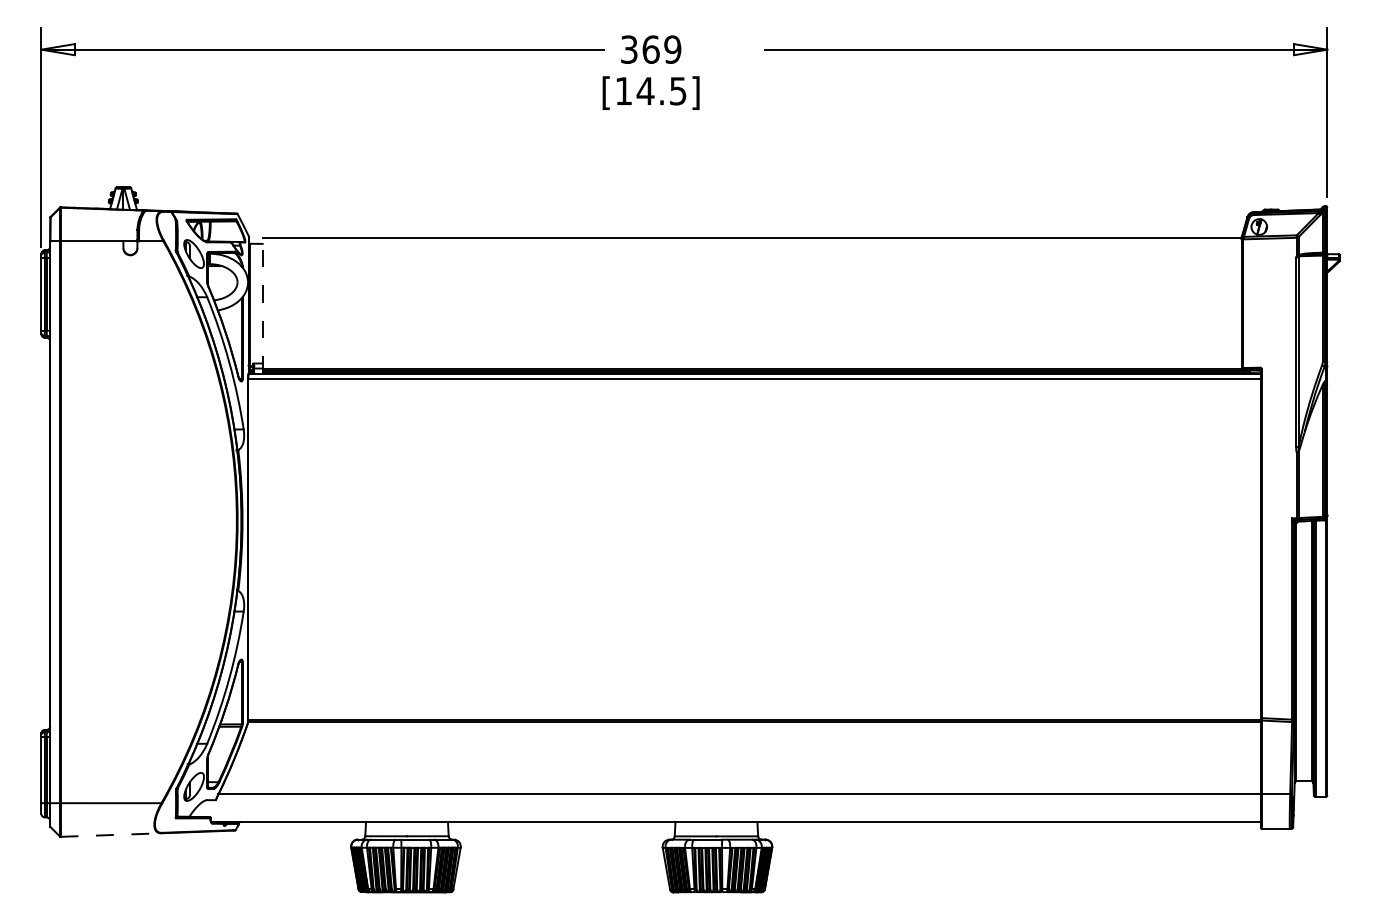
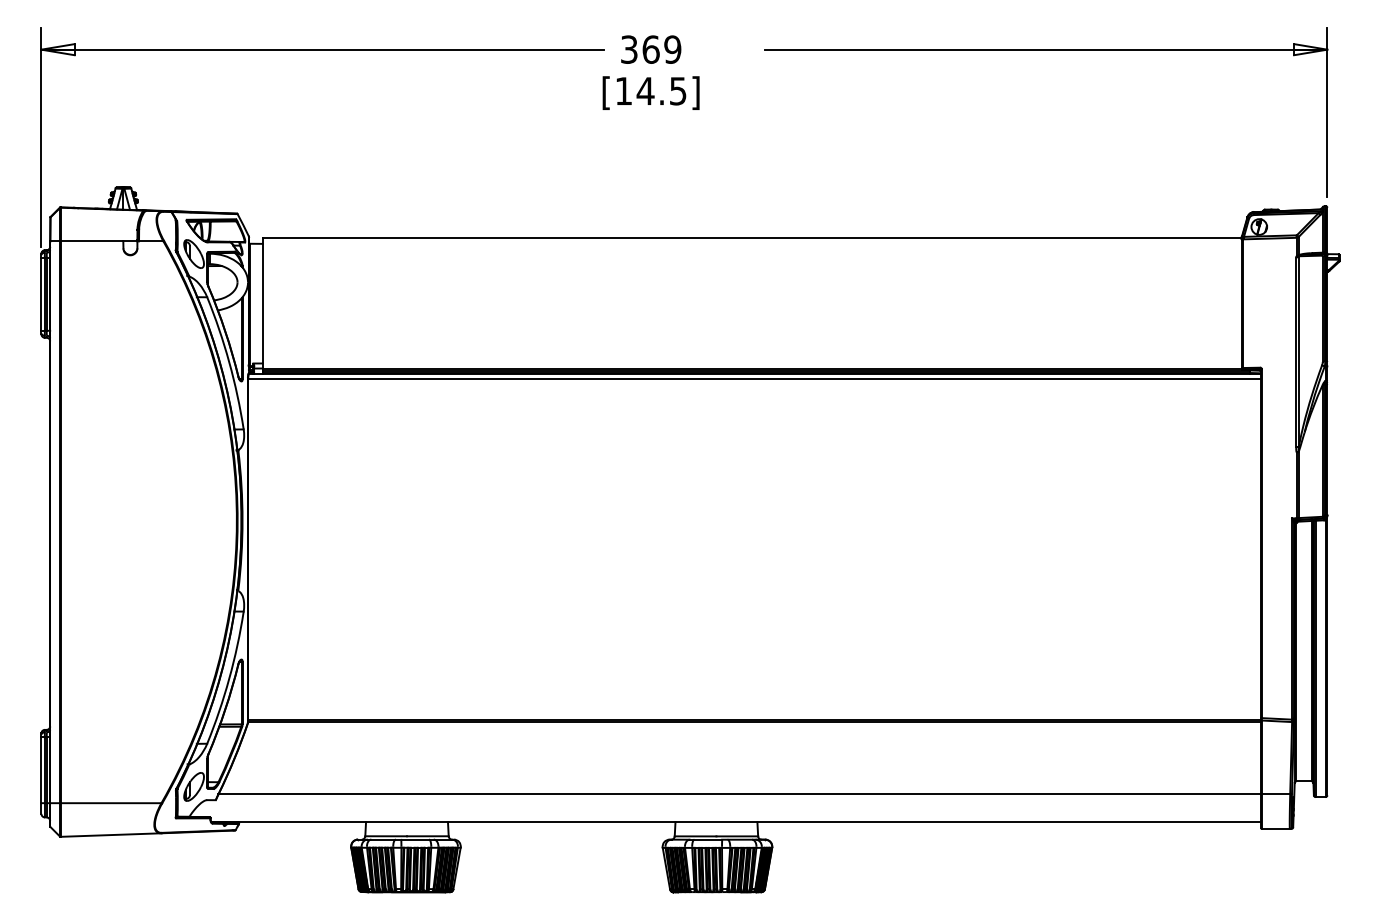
line: dashed -> solid (262, 305)
line: dashed -> solid (111, 835)
